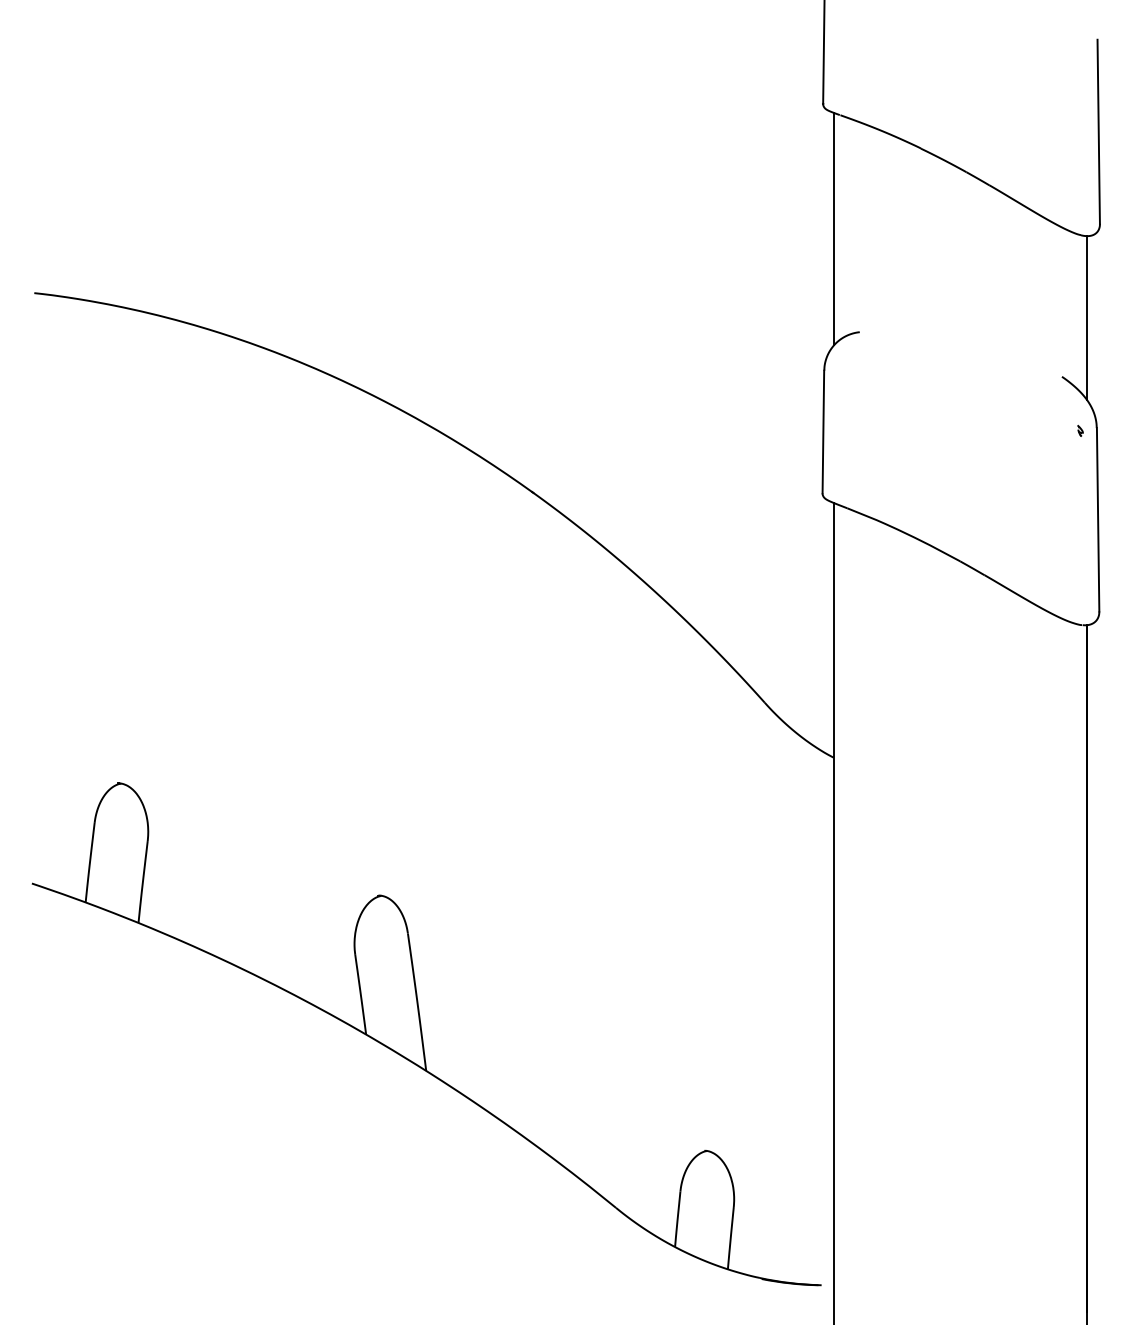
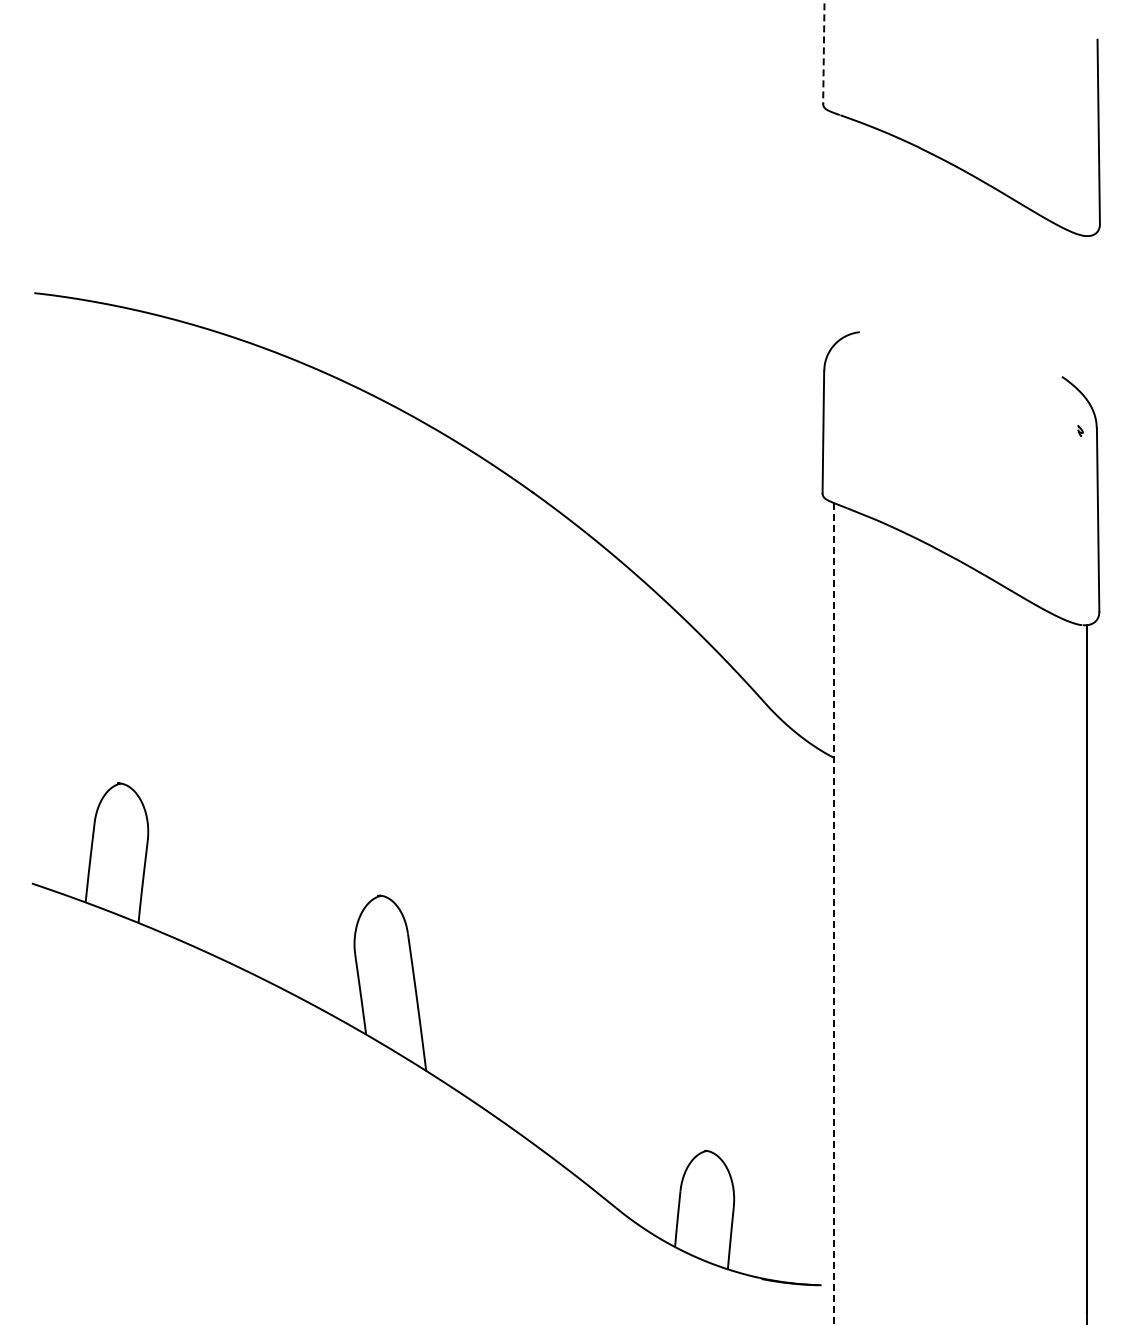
line: solid -> dashed (823, 52)
line: present -> none (834, 229)
line: present -> none (1087, 318)
line: solid -> dashed (833, 913)
